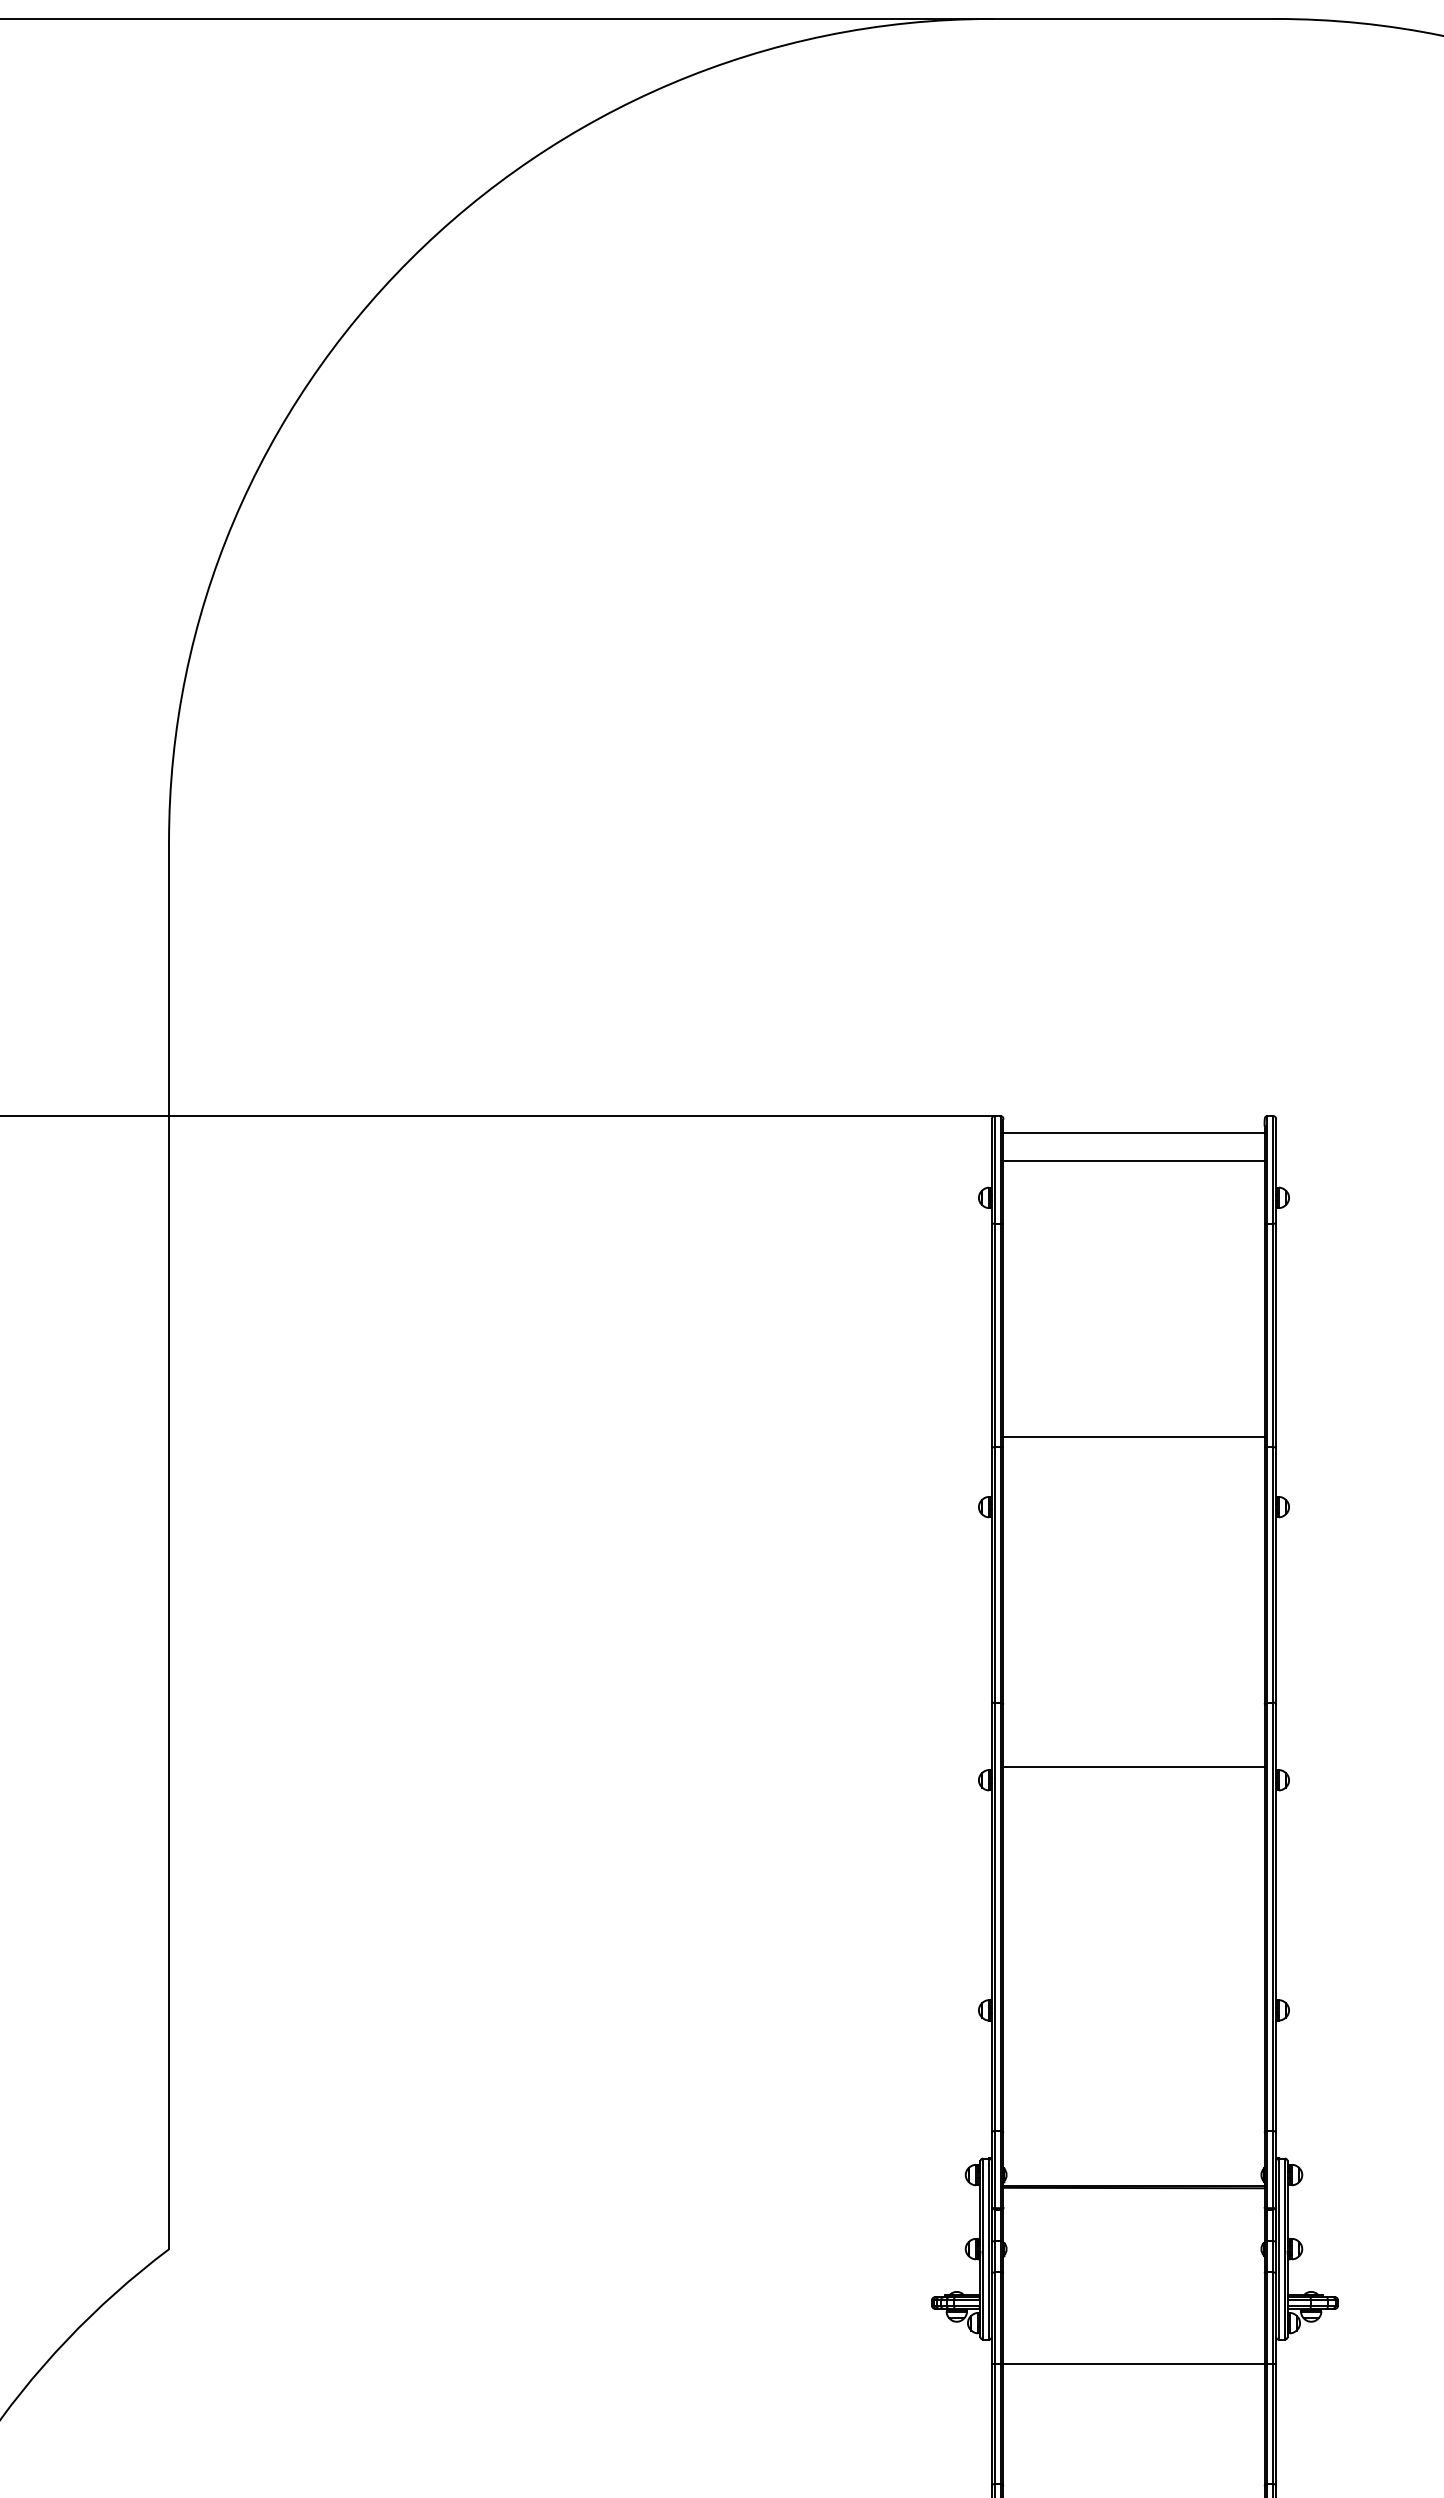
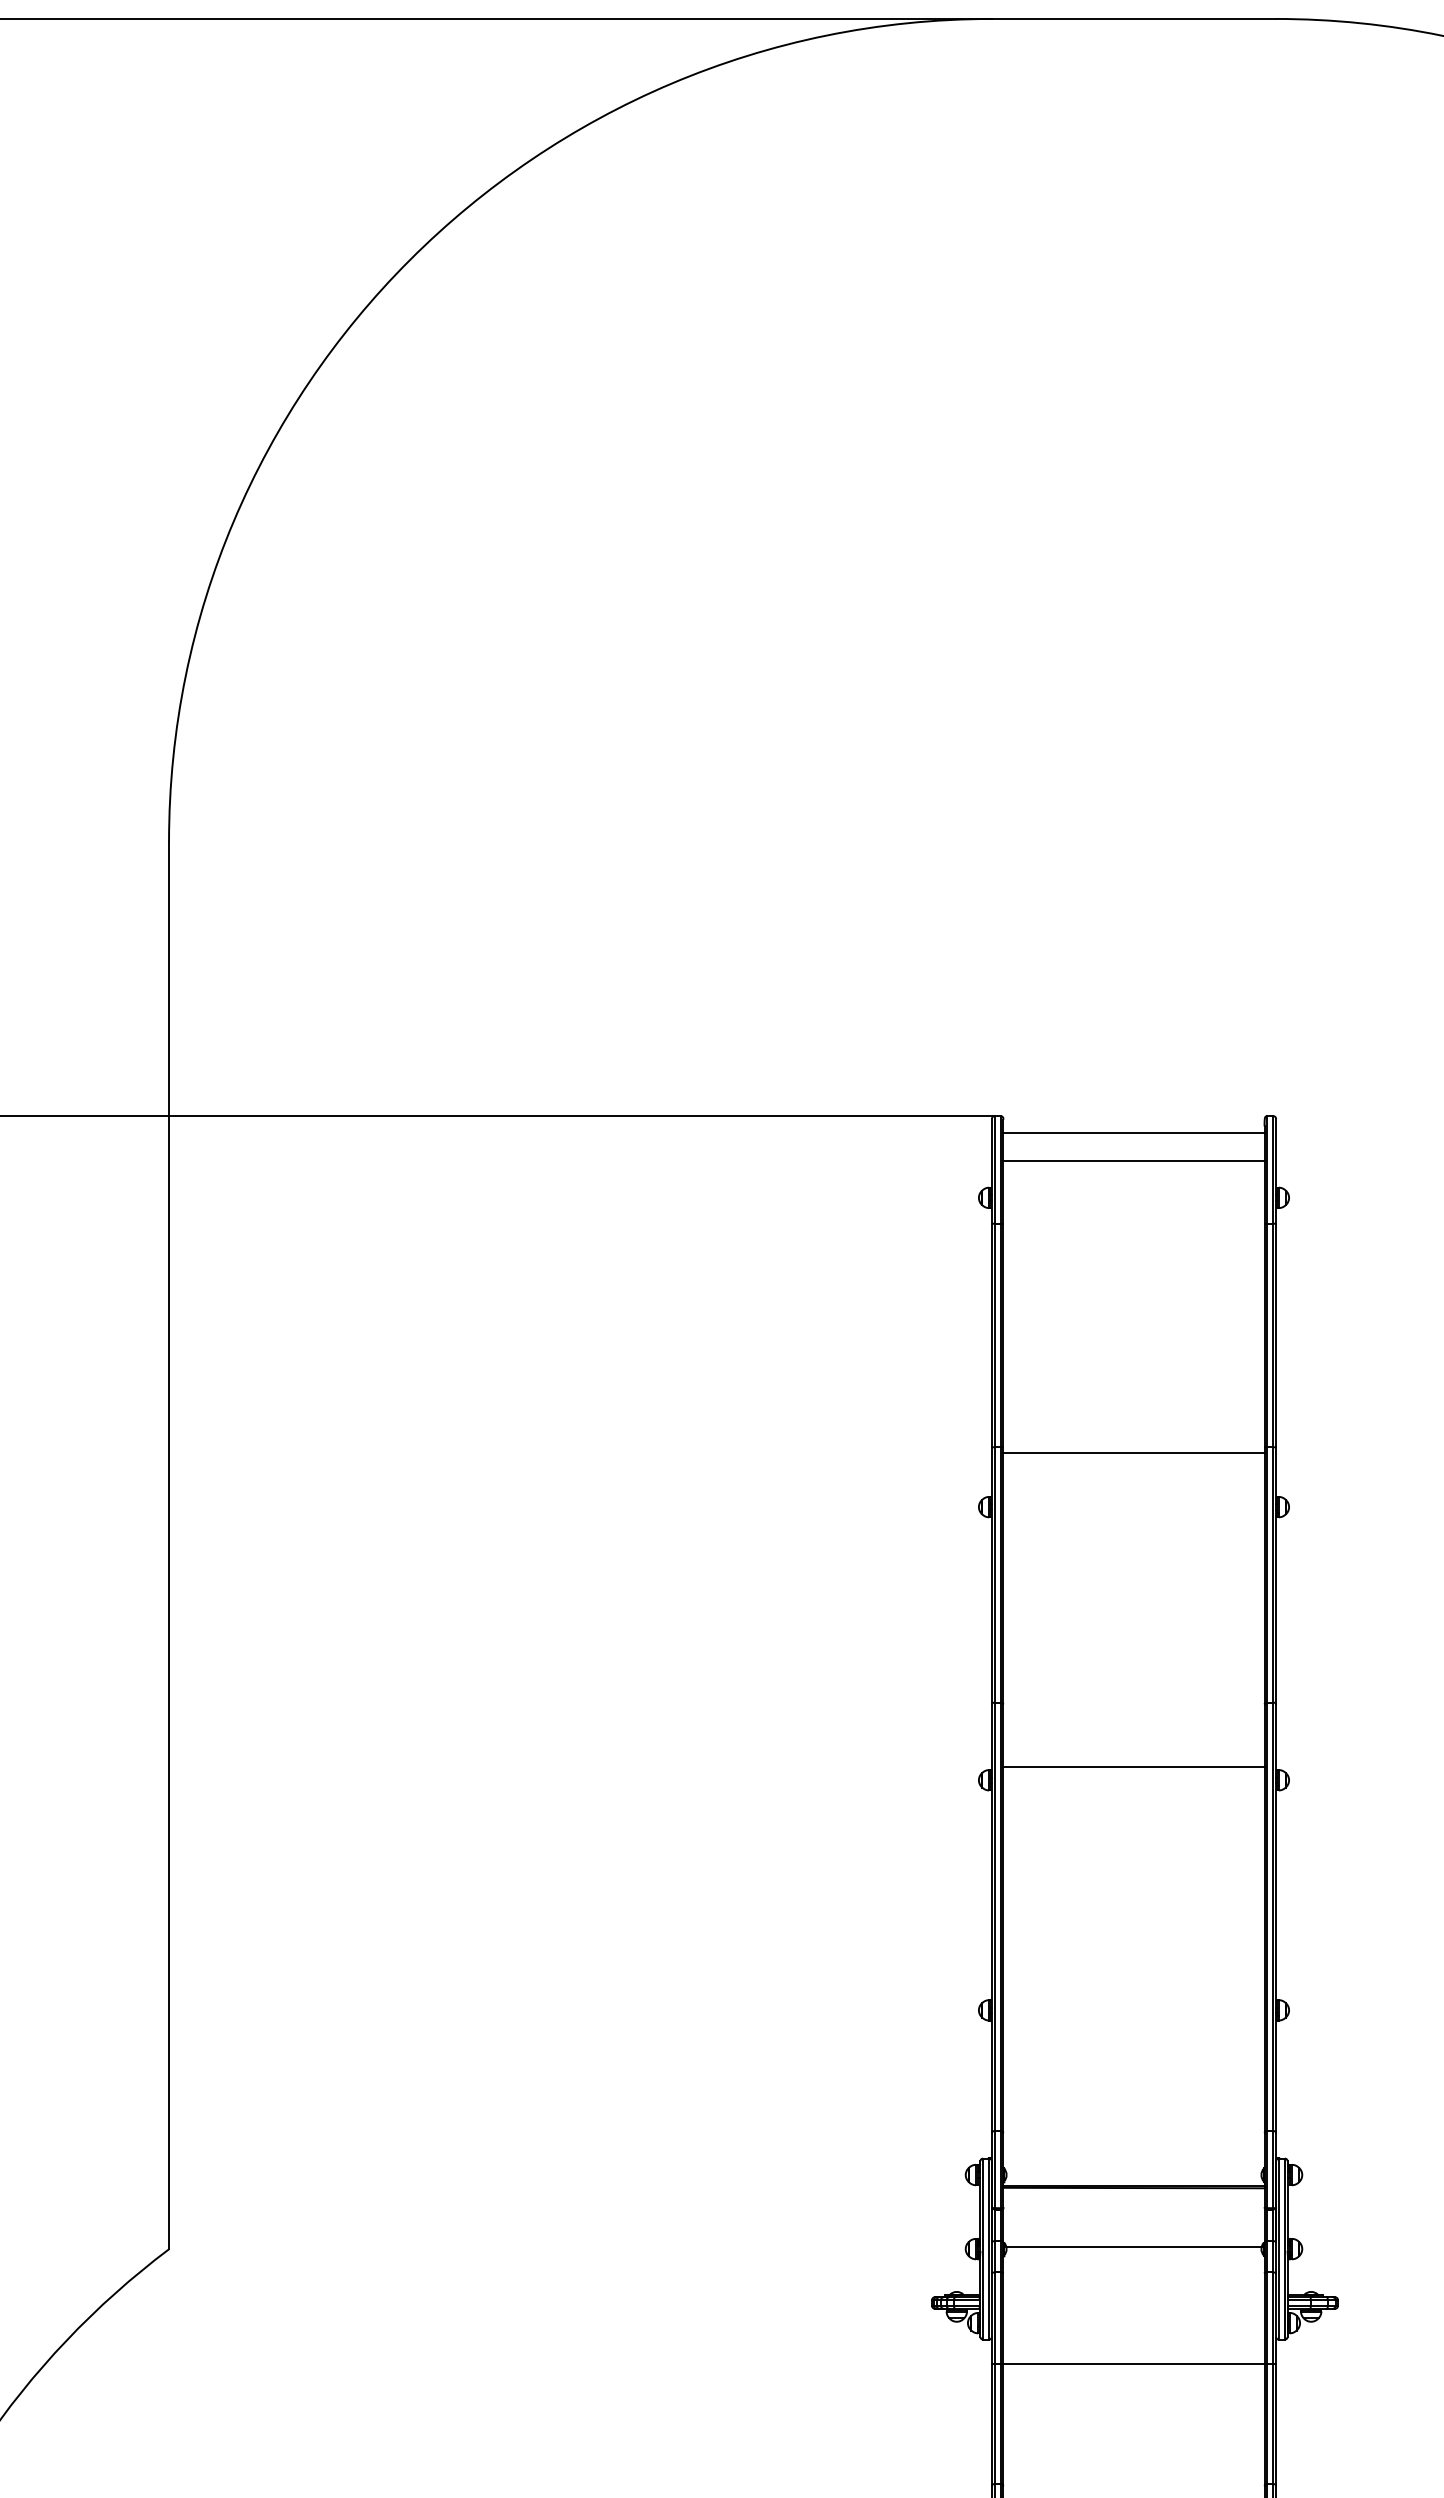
line position: (1133, 1437) -> (1133, 1453) (1133, 1453)
line: none -> present (1133, 2246)
